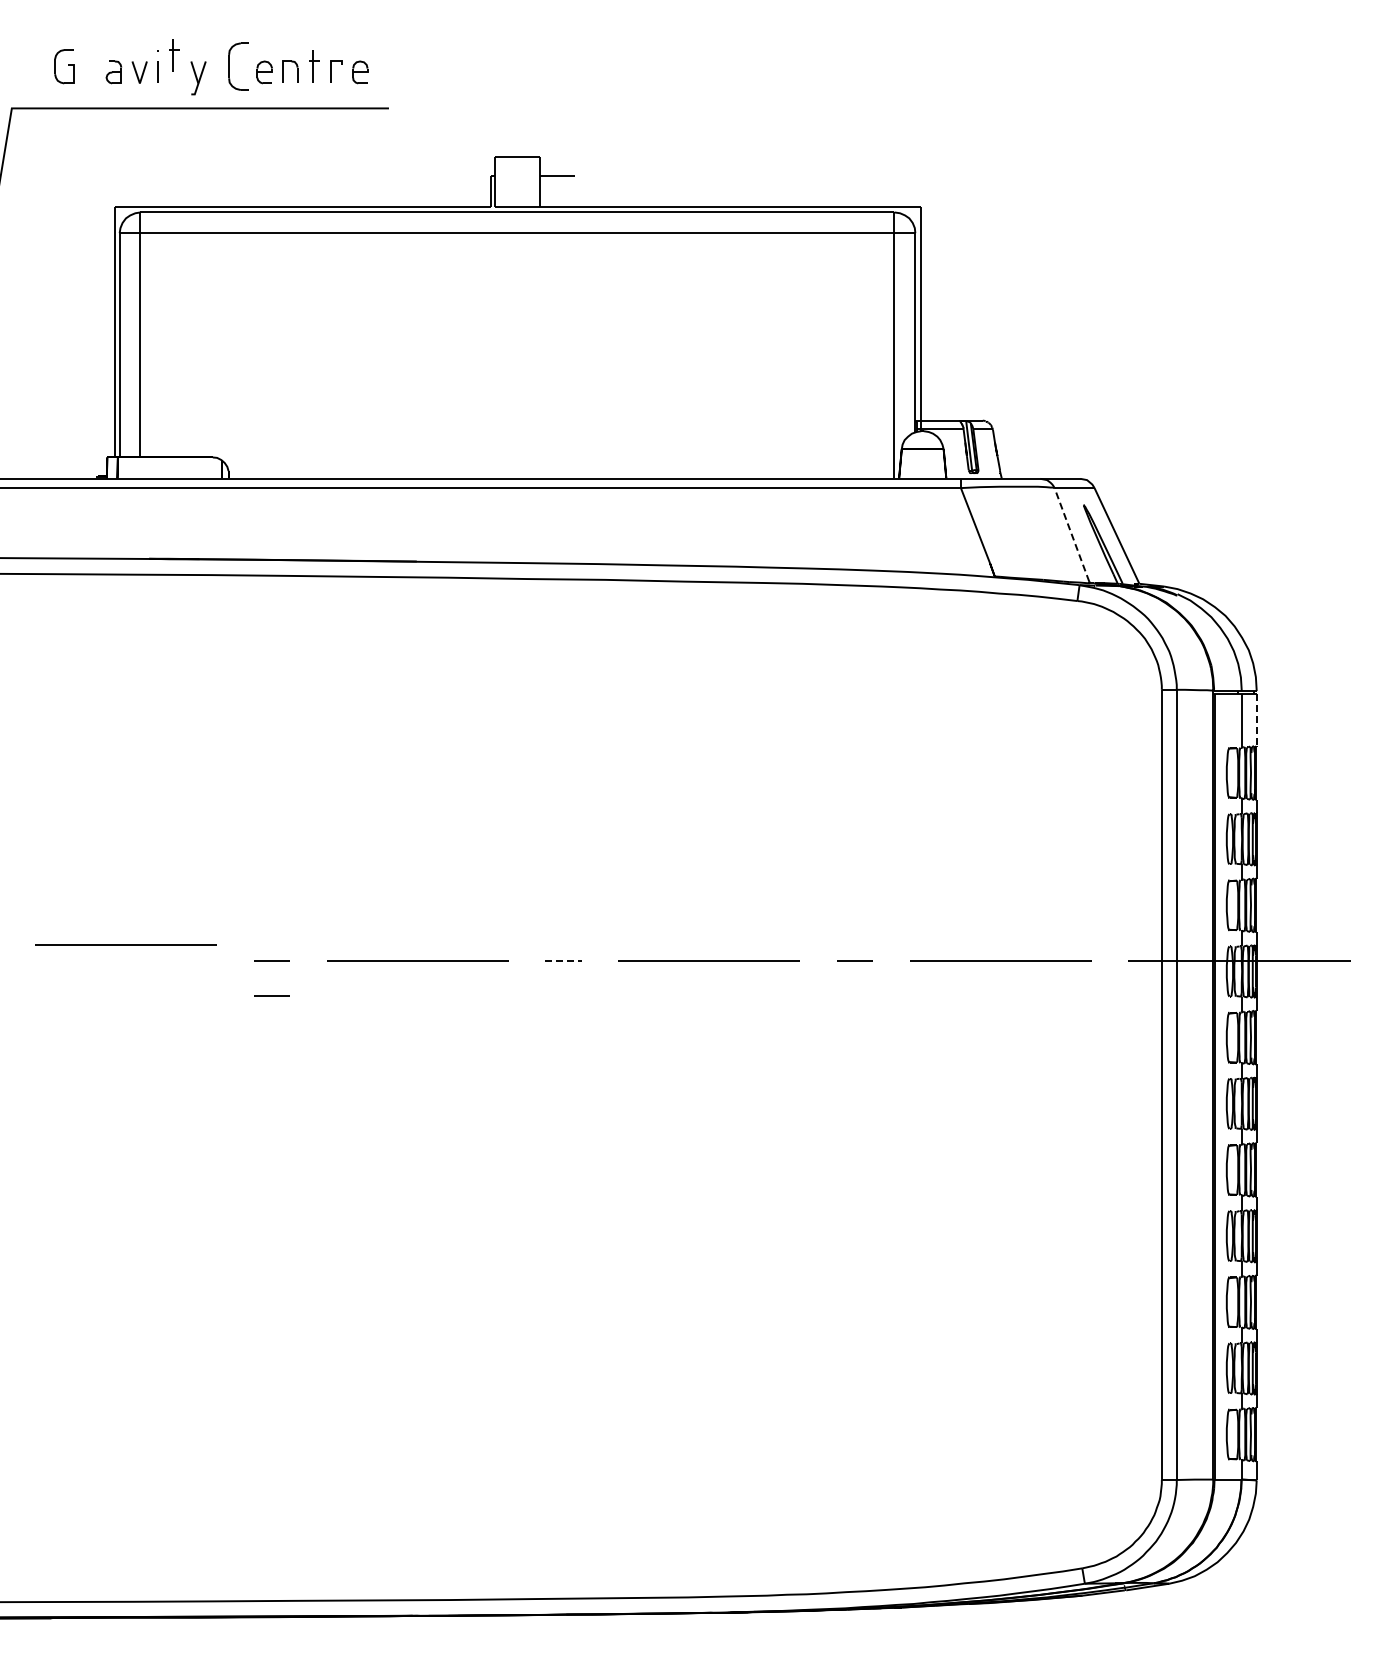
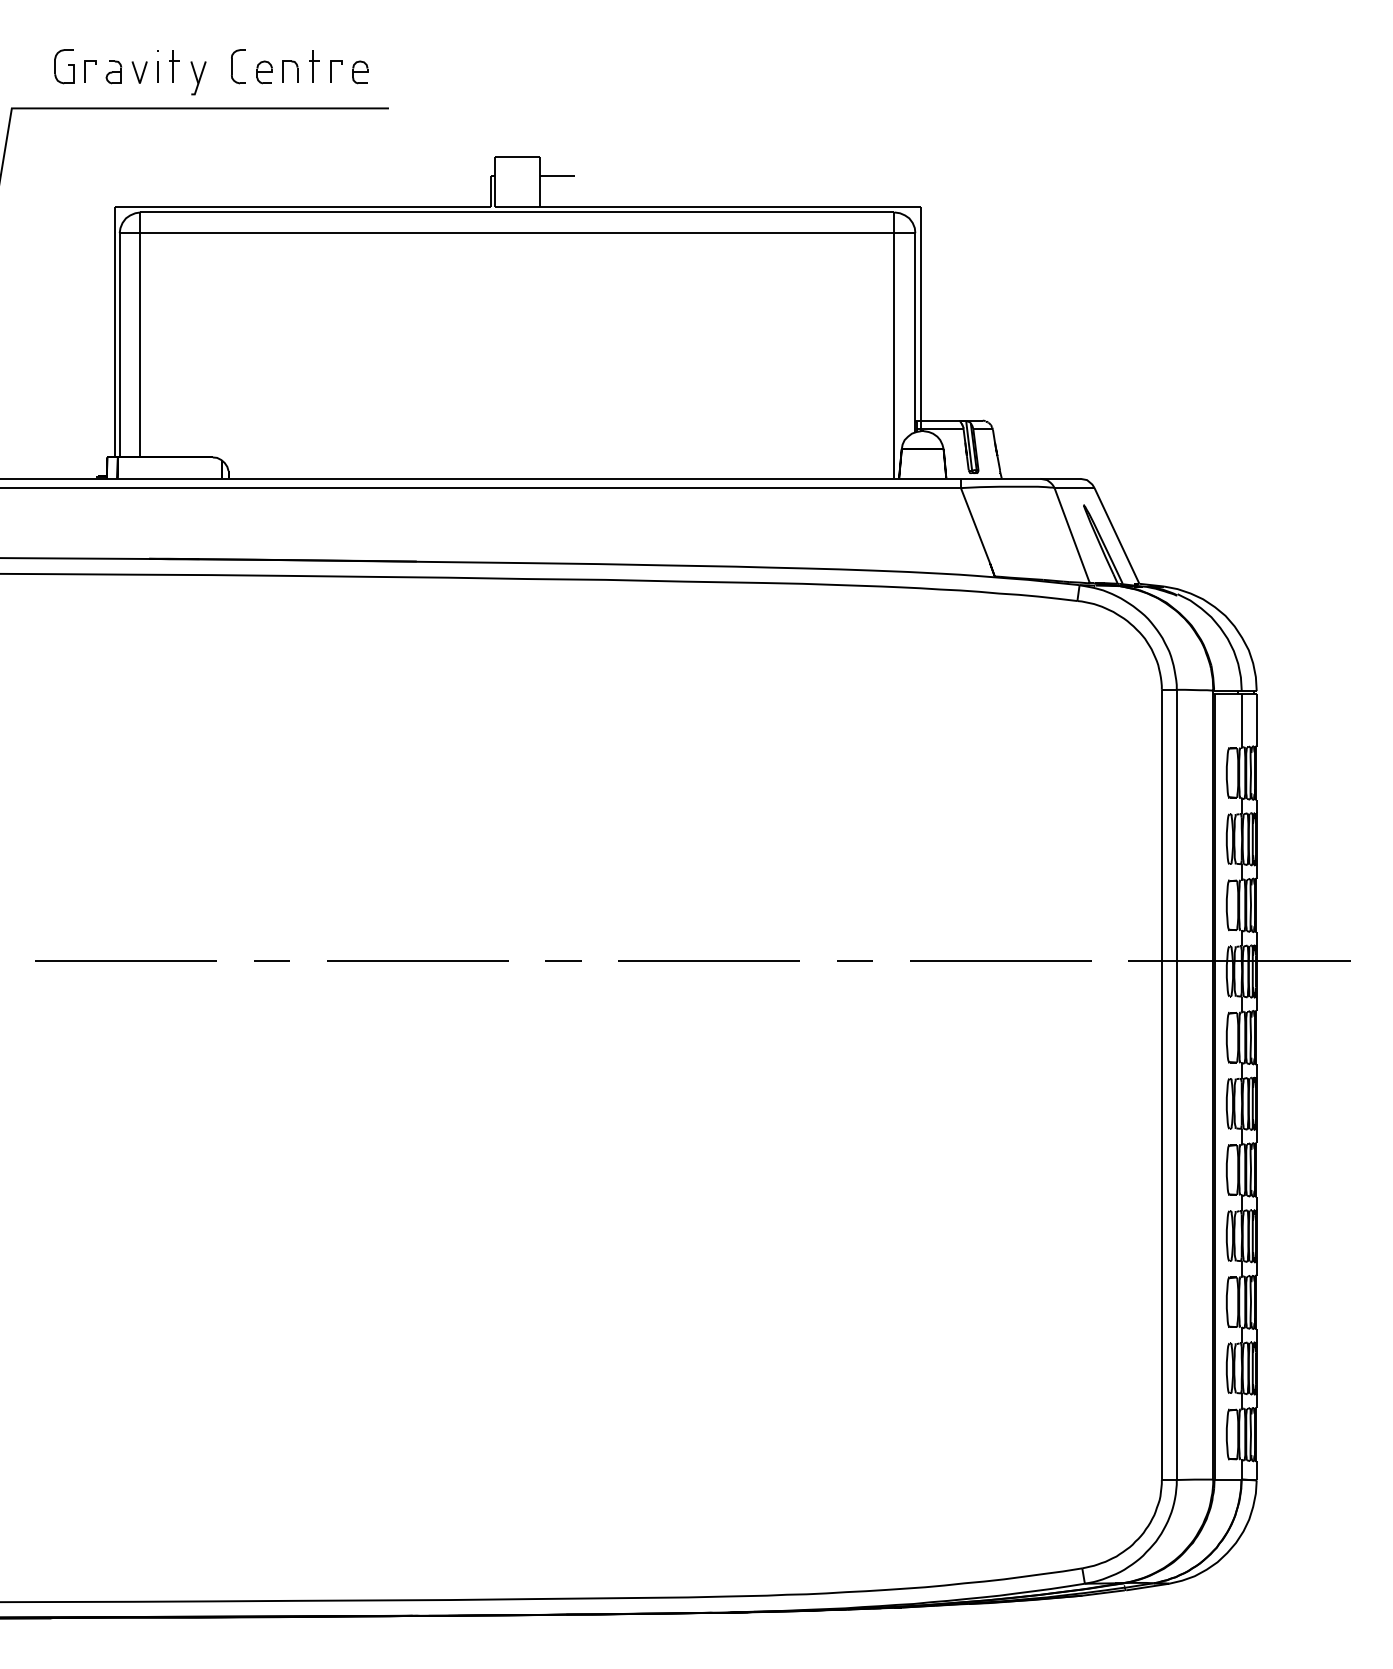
part position: (174, 55) -> (174, 66) (174, 66)
part size: 21x49 px -> 15x36 px (238, 66)
line: none -> present (85, 71)
line: dashed -> solid (1071, 534)
line: dashed -> solid (1256, 720)
line position: (125, 944) -> (125, 960) (125, 960)
line: dashed -> solid (564, 961)
line: present -> none (271, 995)
